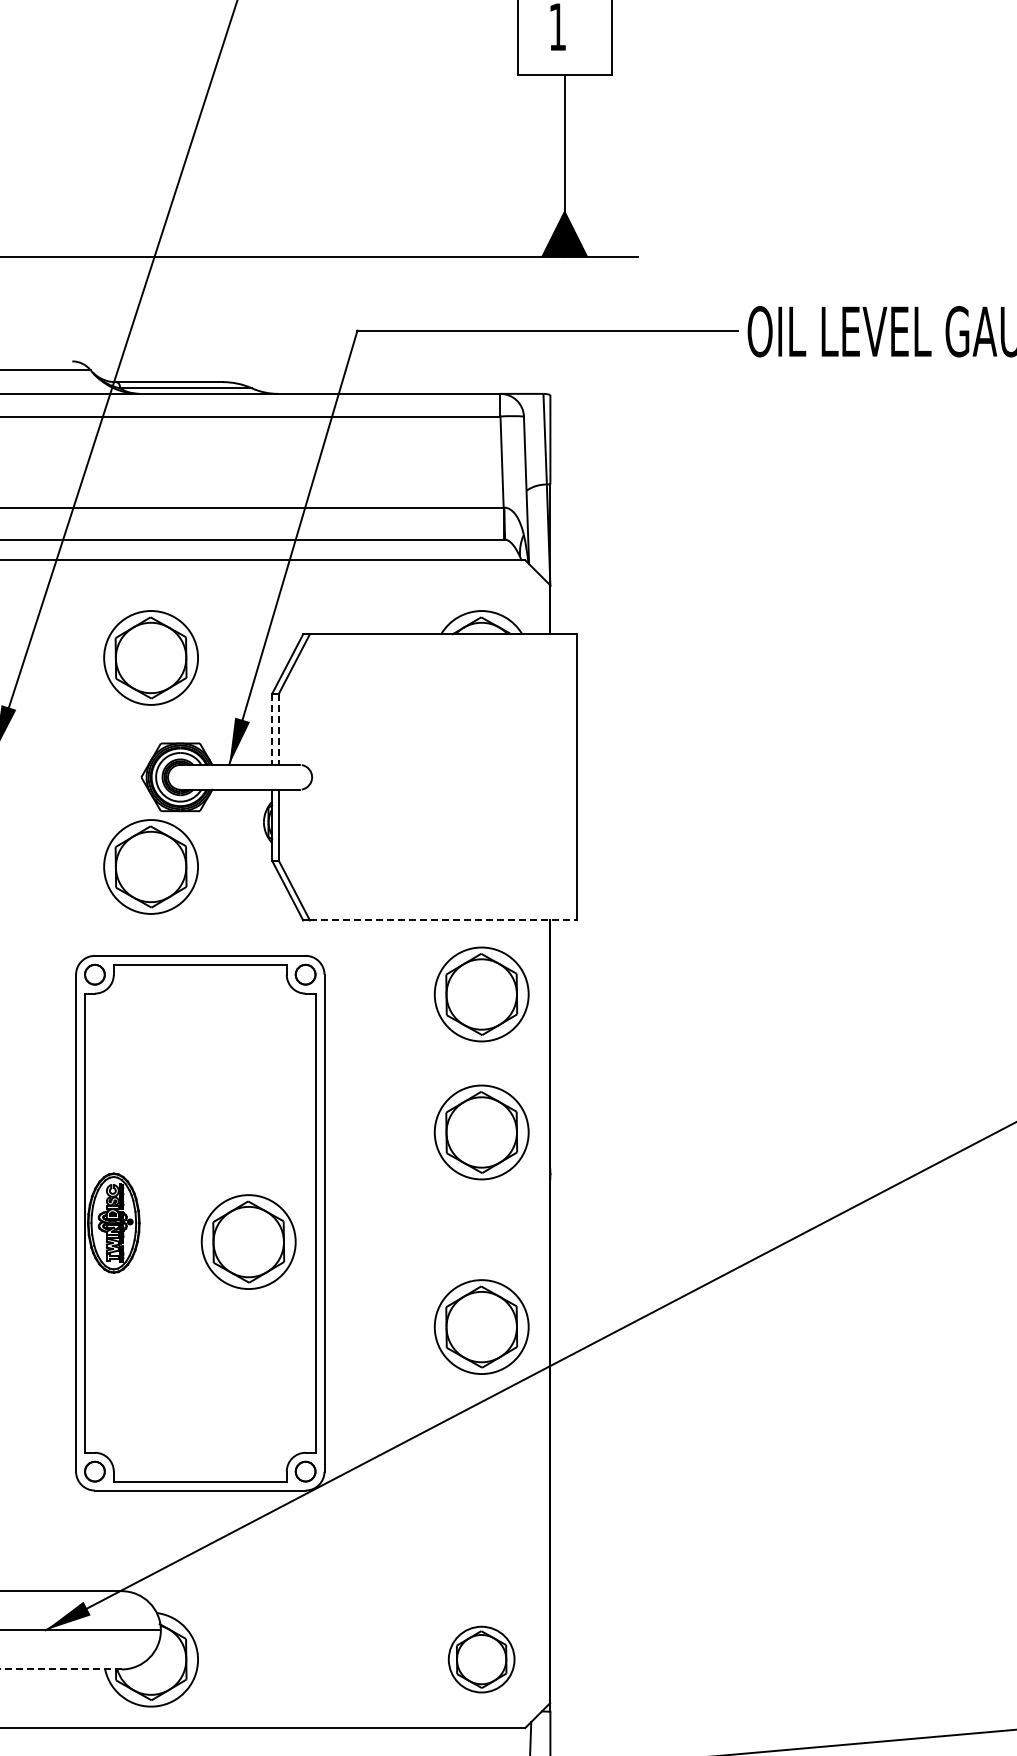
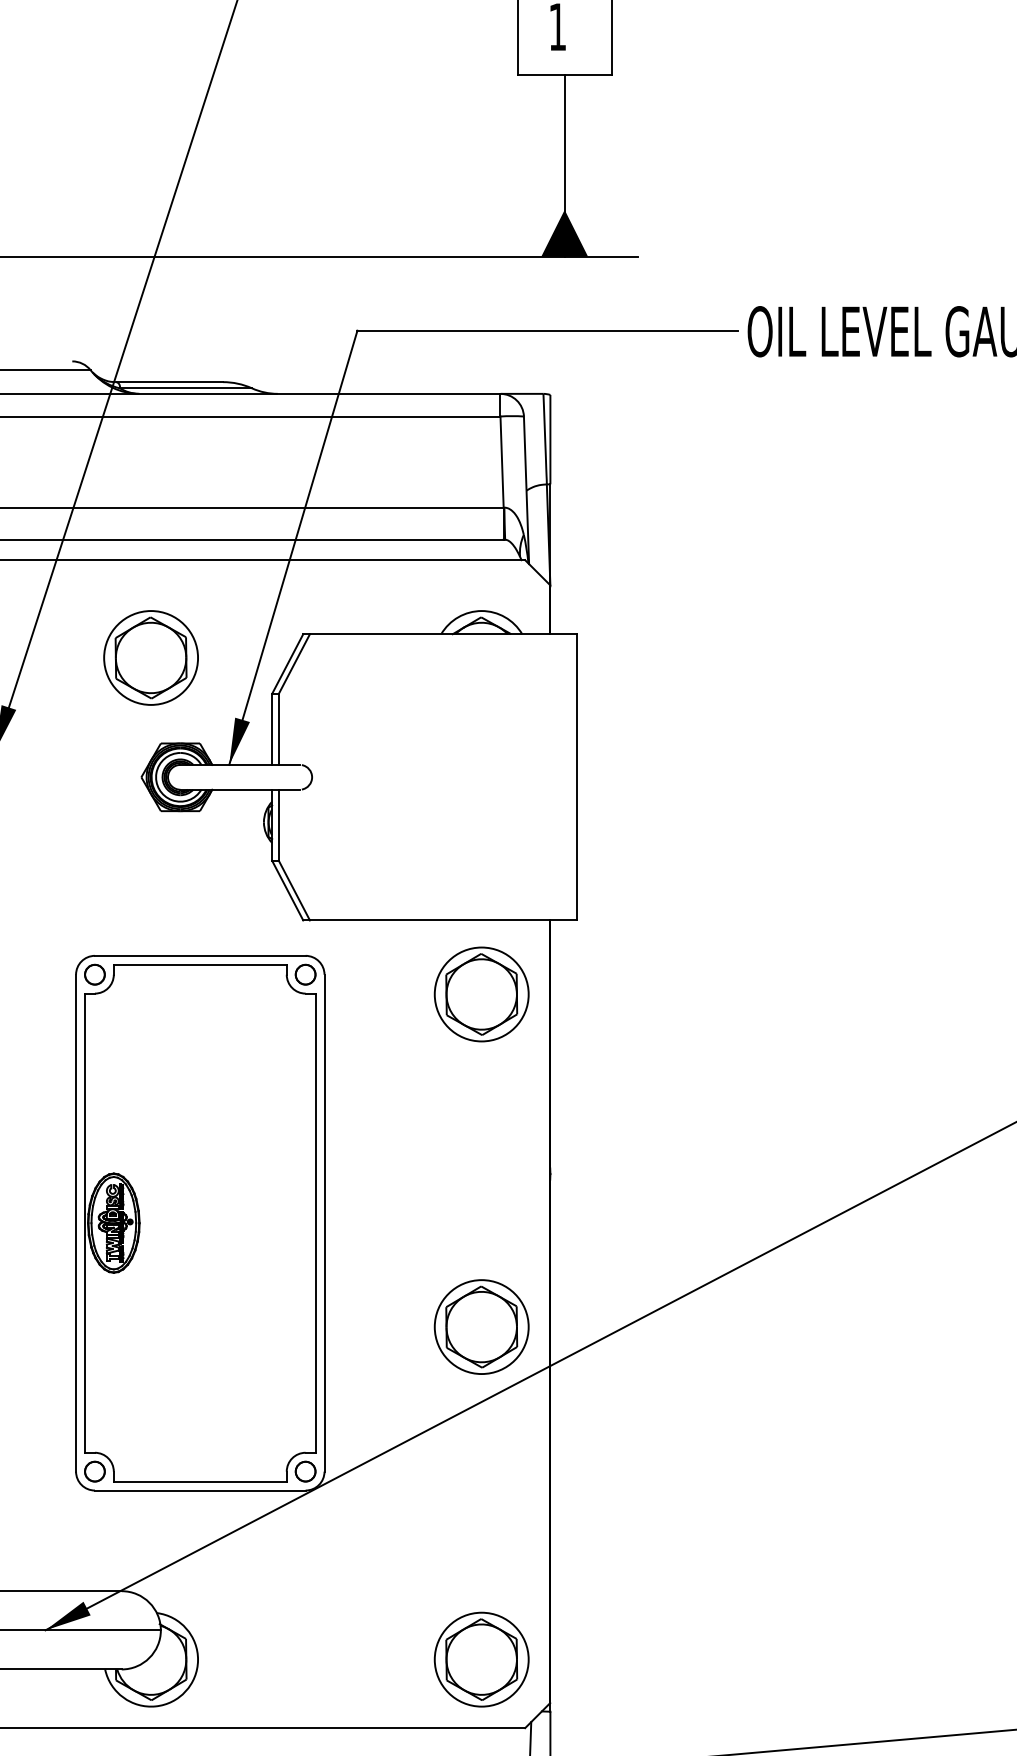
line: dashed -> solid (272, 729)
line: dashed -> solid (278, 729)
part: present -> none (150, 866)
line: dashed -> solid (443, 920)
part: present -> none (481, 1132)
part: present -> none (248, 1241)
part size: 69x69 px -> 97x97 px (481, 1659)
line: dashed -> solid (60, 1669)
